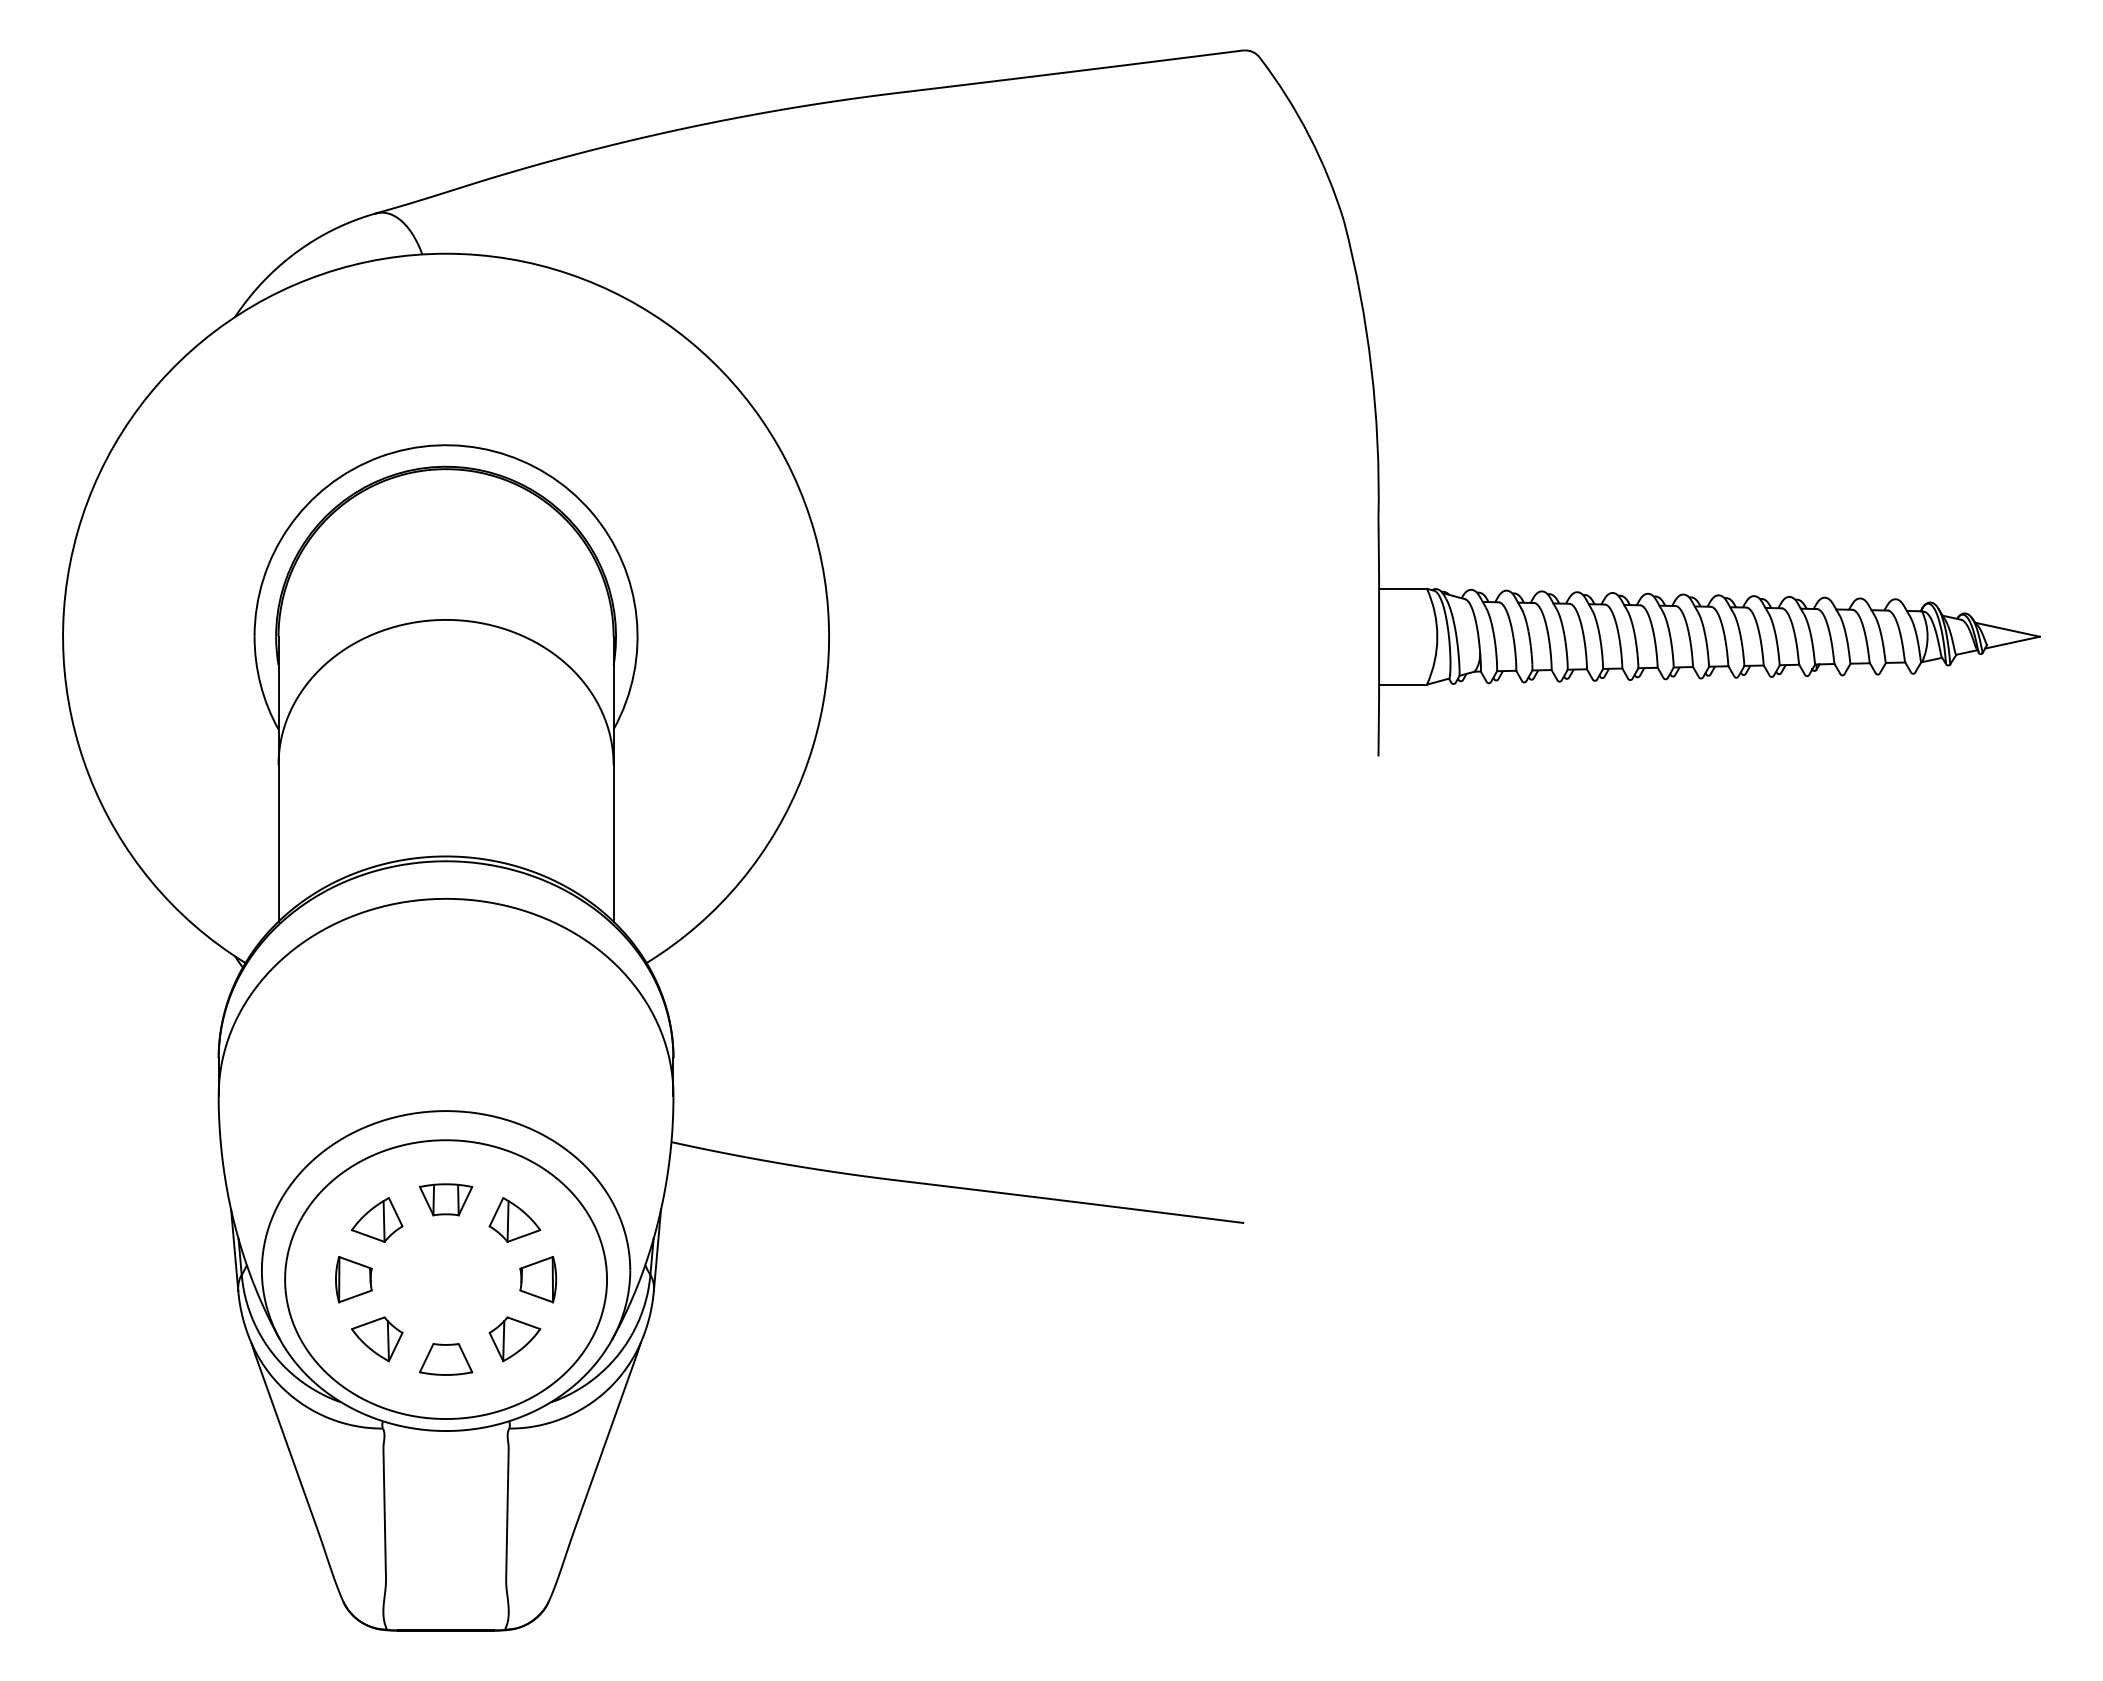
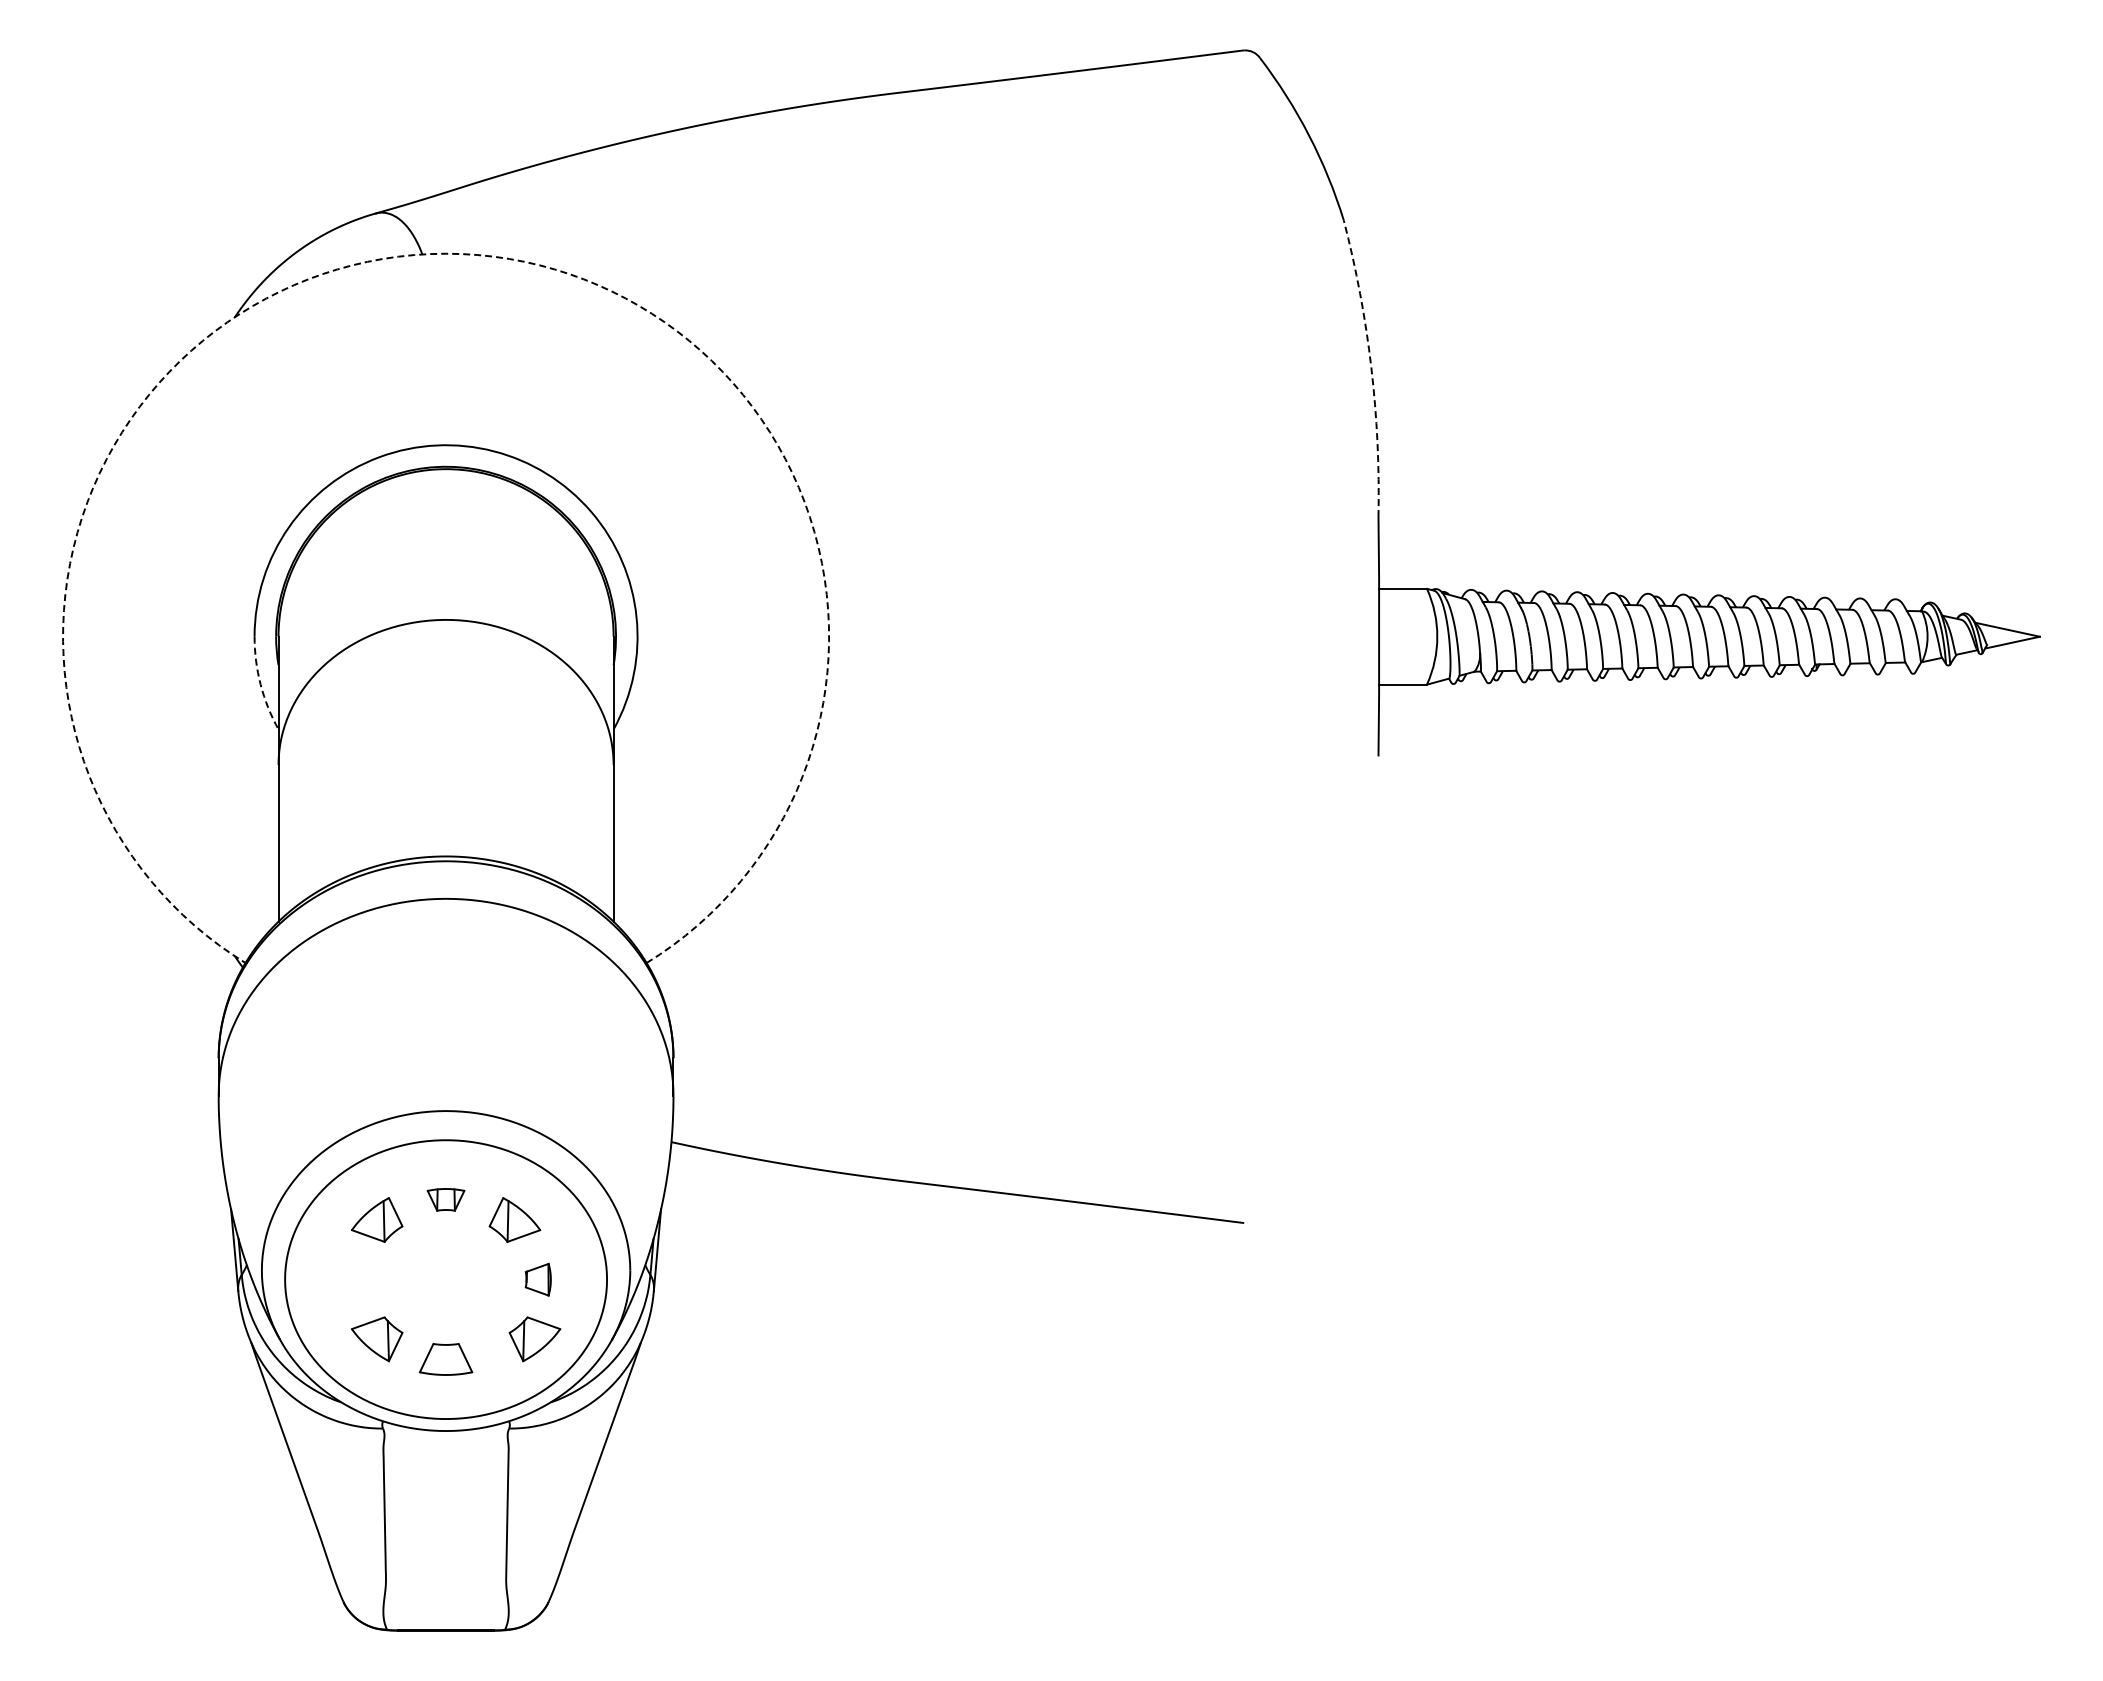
arc: solid -> dashed (446, 253)
arc: solid -> dashed (1371, 367)
arc: solid -> dashed (260, 684)
part size: 56x34 px -> 40x24 px (445, 1199)
part: present -> none (353, 1279)
part size: 39x48 px -> 28x34 px (537, 1279)
part position: (514, 1339) -> (534, 1339) (534, 1339)
